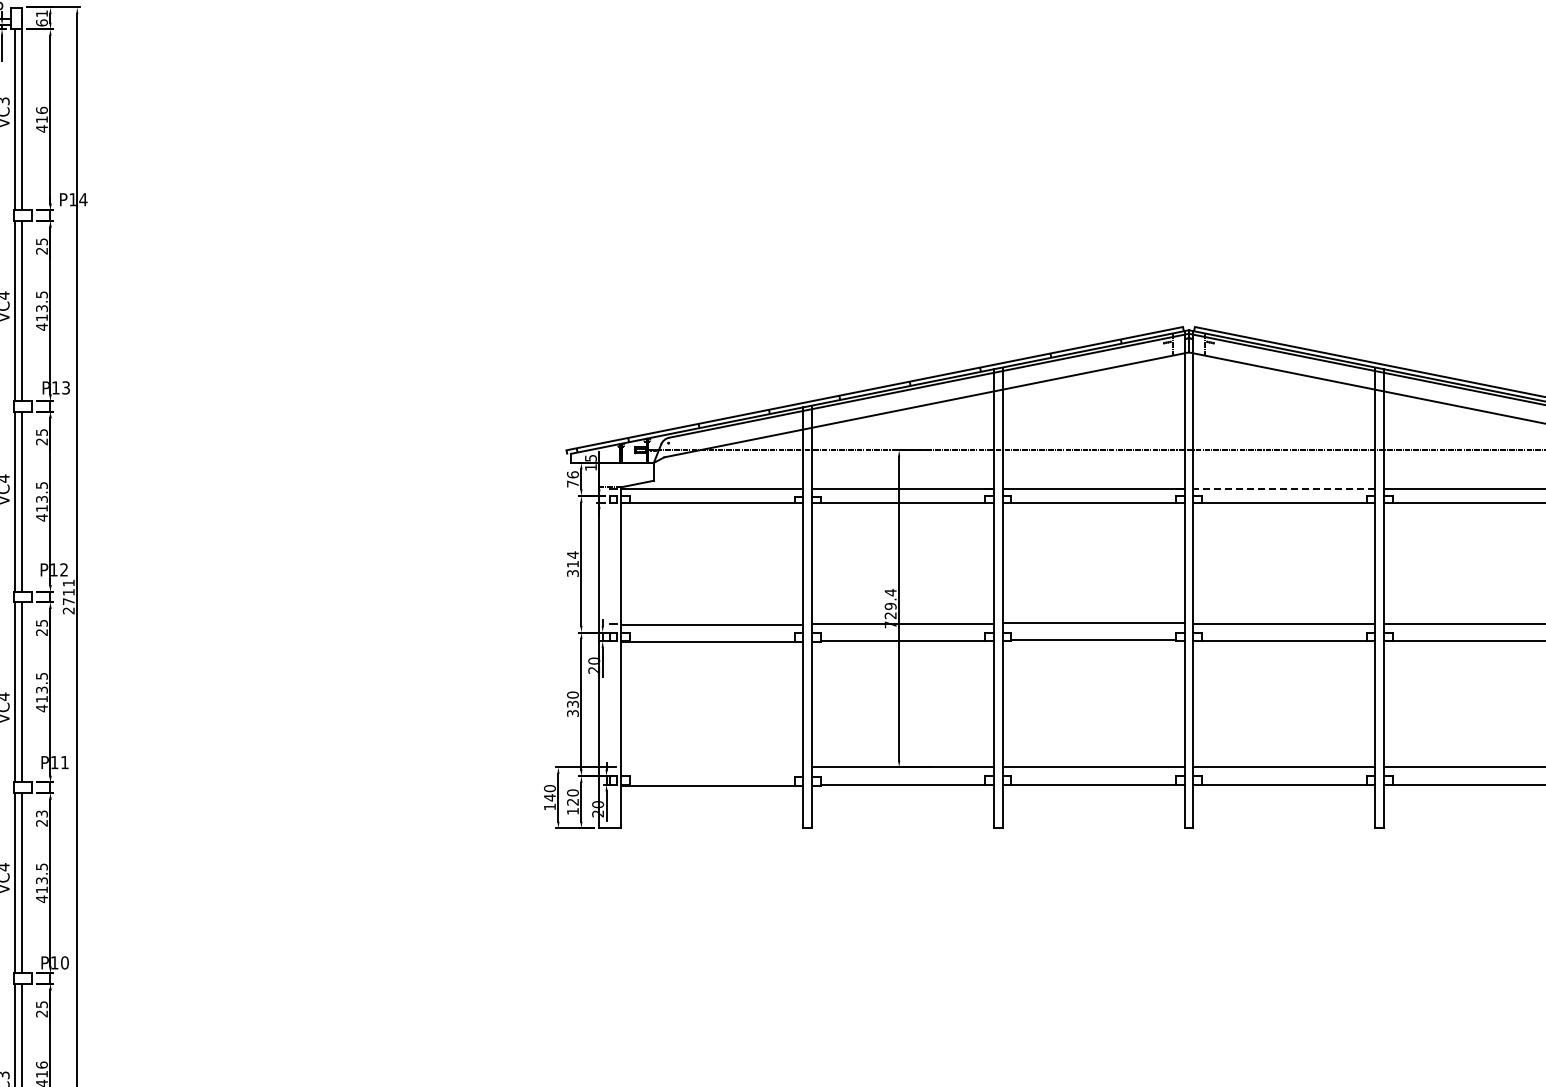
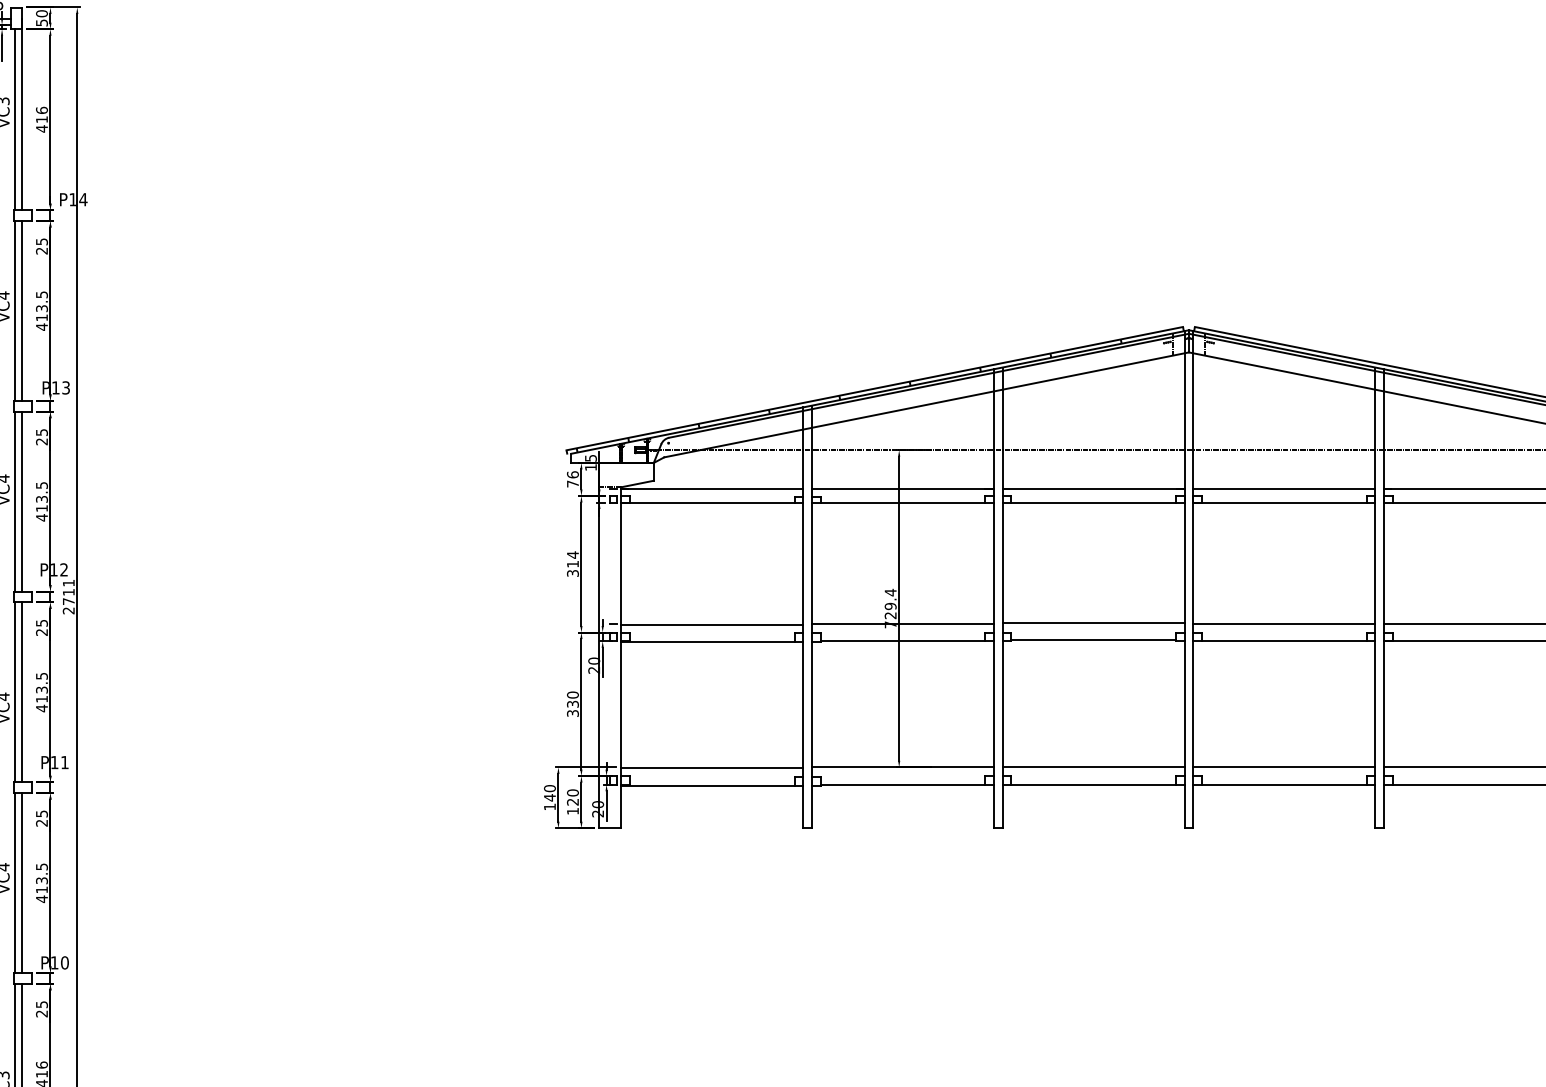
text: 61 -> 50 (41, 18)
line: dashed -> solid (1283, 489)
line: none -> present (712, 768)
text: 23 -> 25 (41, 813)
